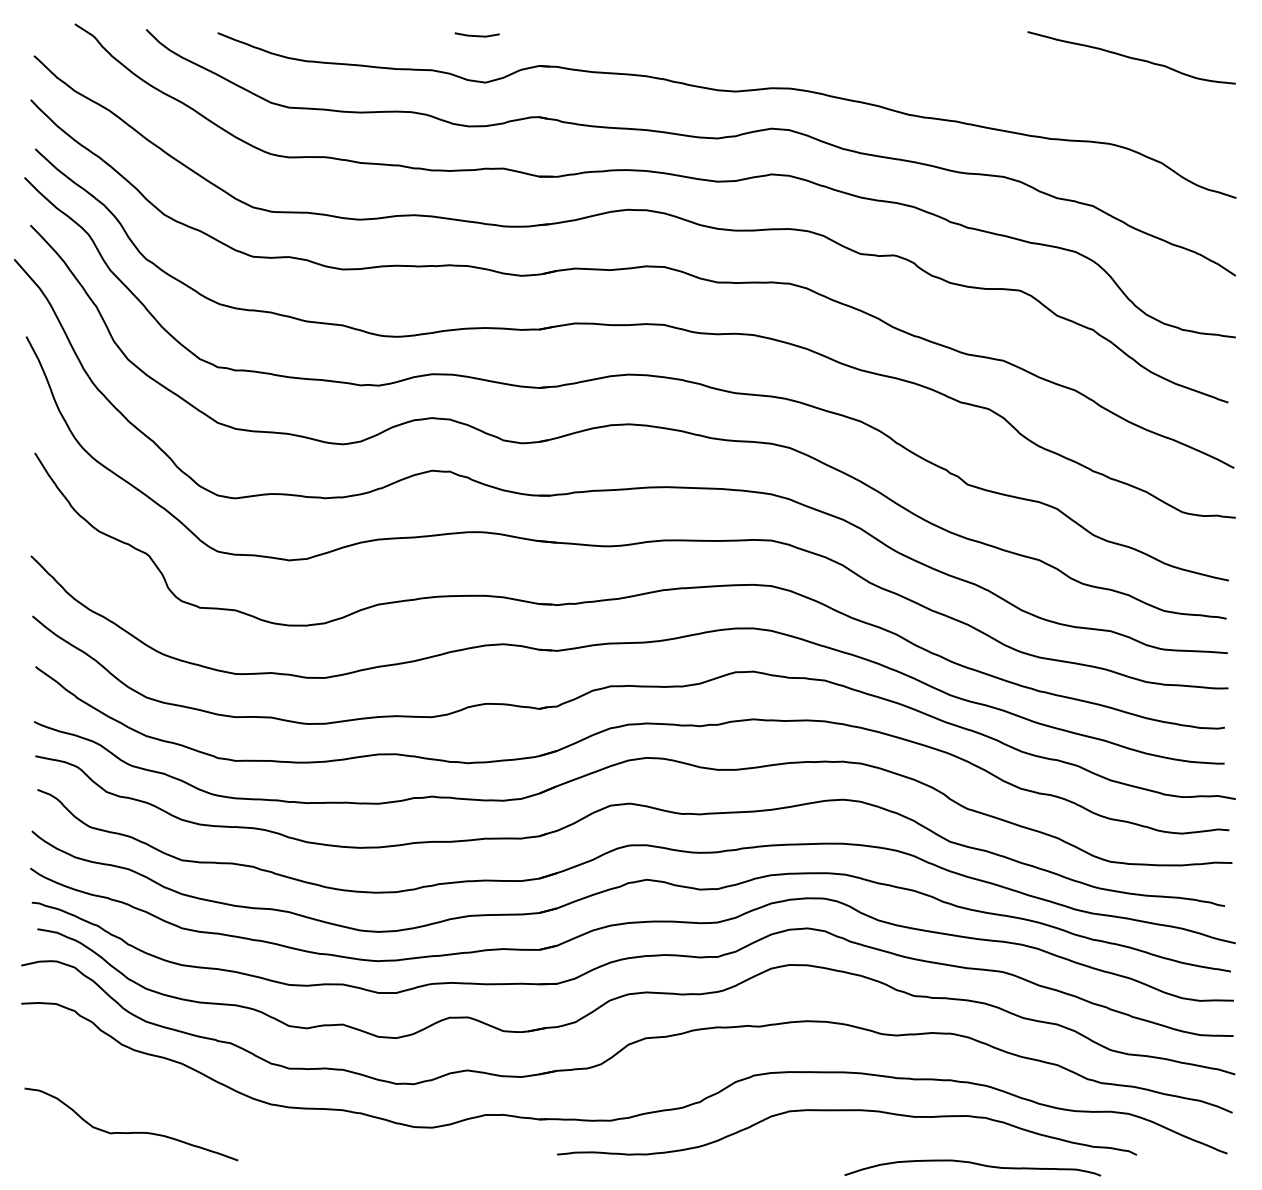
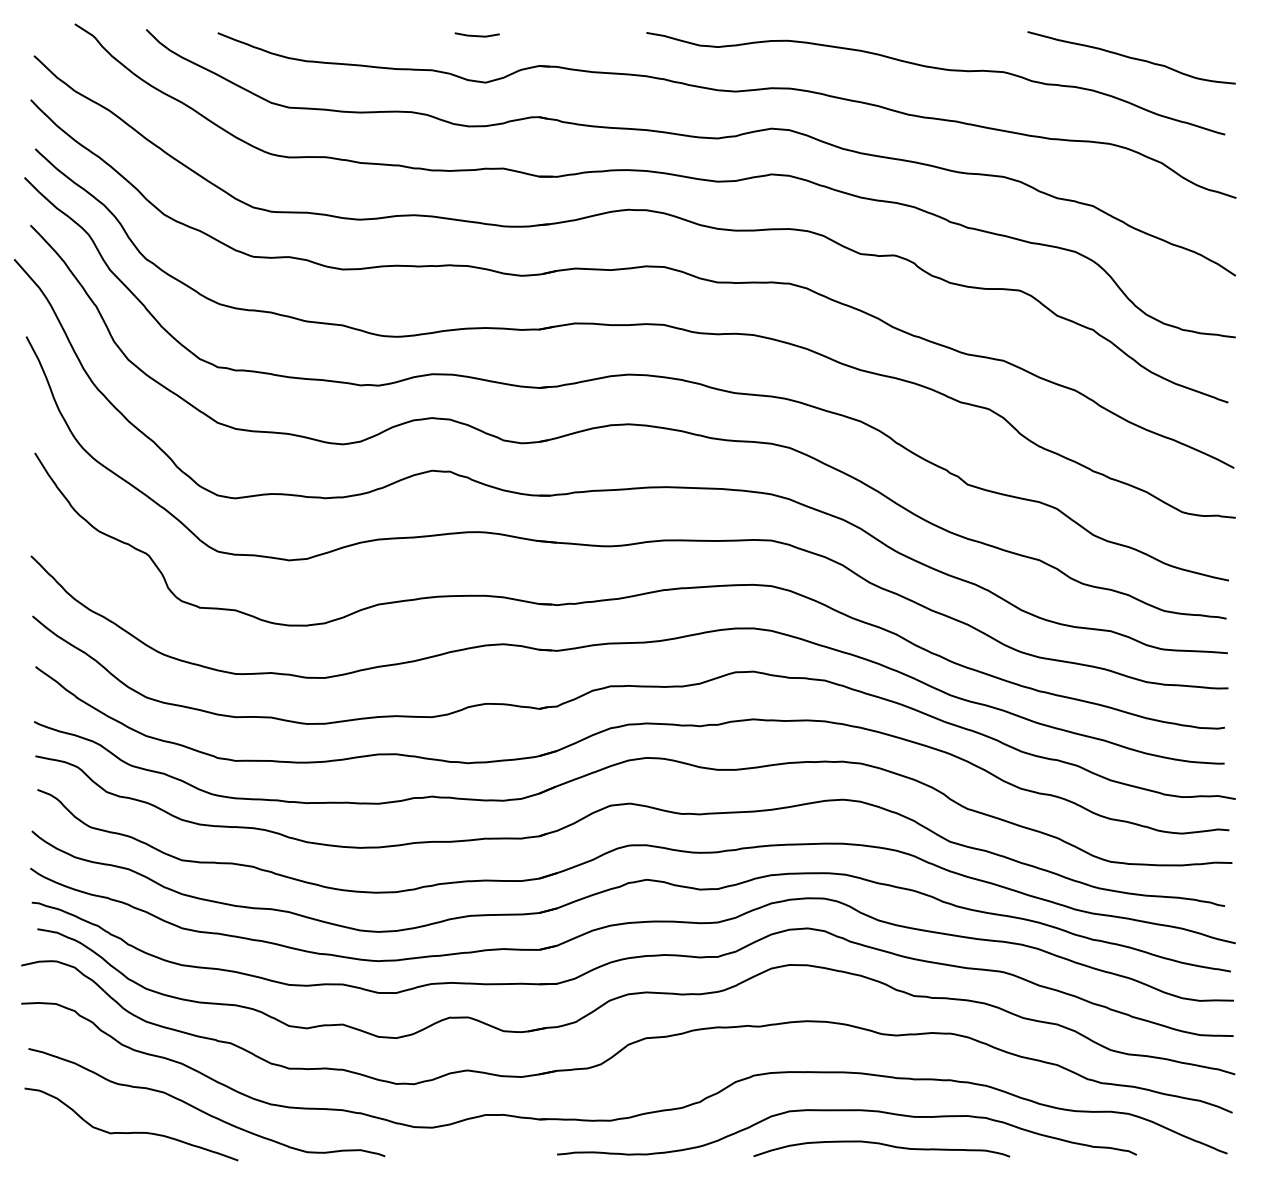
curve: none -> present (937, 69)
curve: none -> present (202, 1110)
curve position: (973, 1164) -> (882, 1145) (882, 1145)
